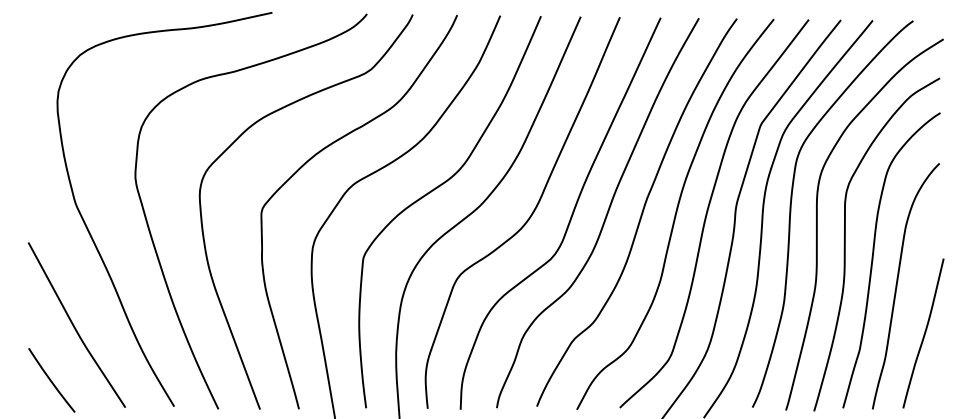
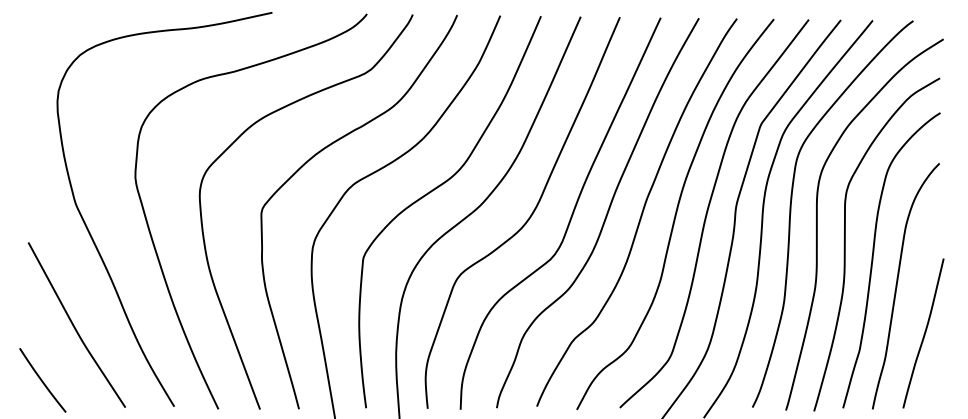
curve position: (51, 380) -> (42, 380) (42, 380)
